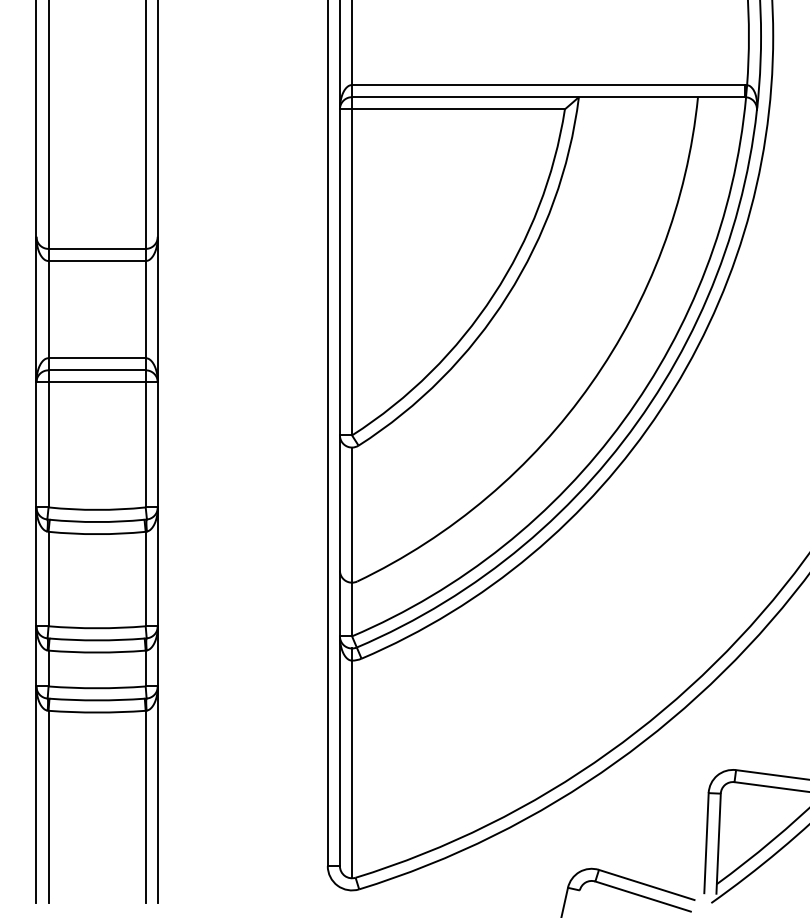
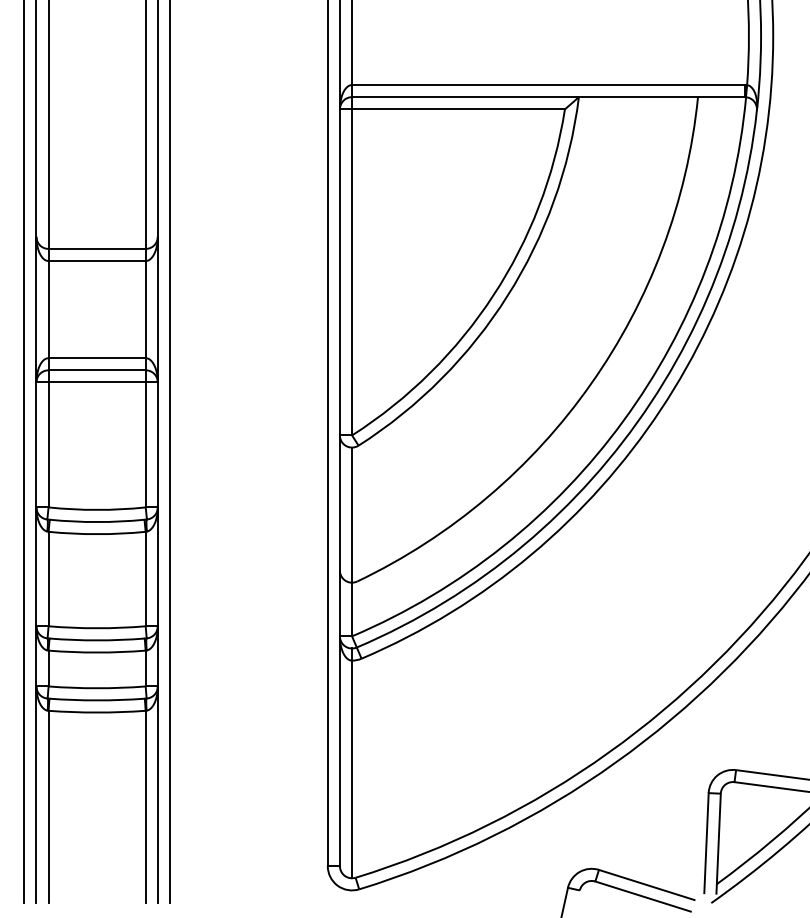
line: none -> present (24, 452)
line: none -> present (169, 452)
